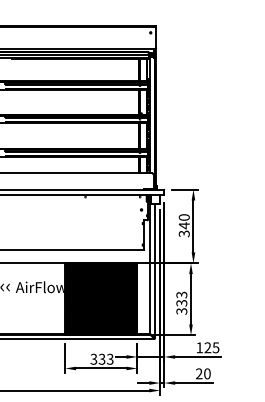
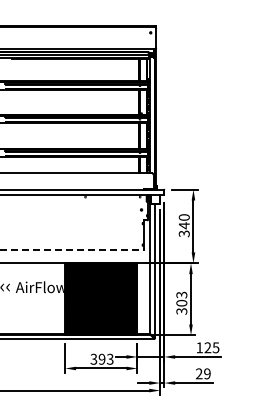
line: solid -> dashed (72, 249)
text: 333 -> 303 (181, 302)
text: 333 -> 393 (101, 359)
text: 20 -> 29 (207, 373)
